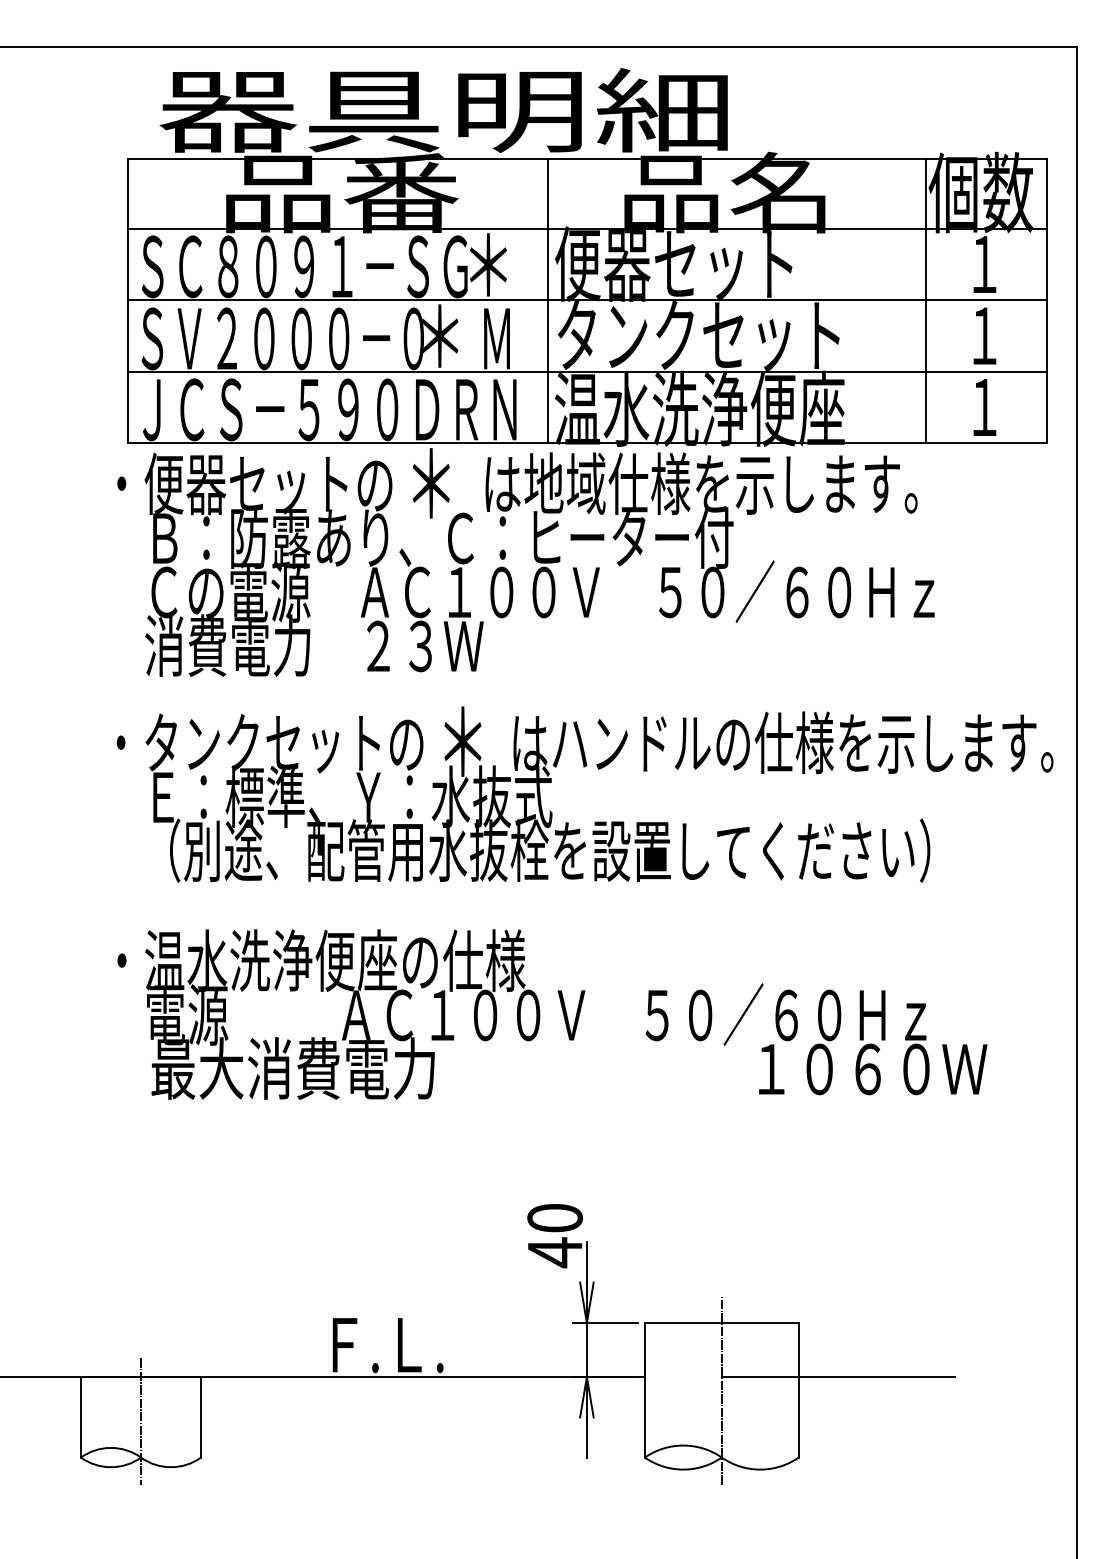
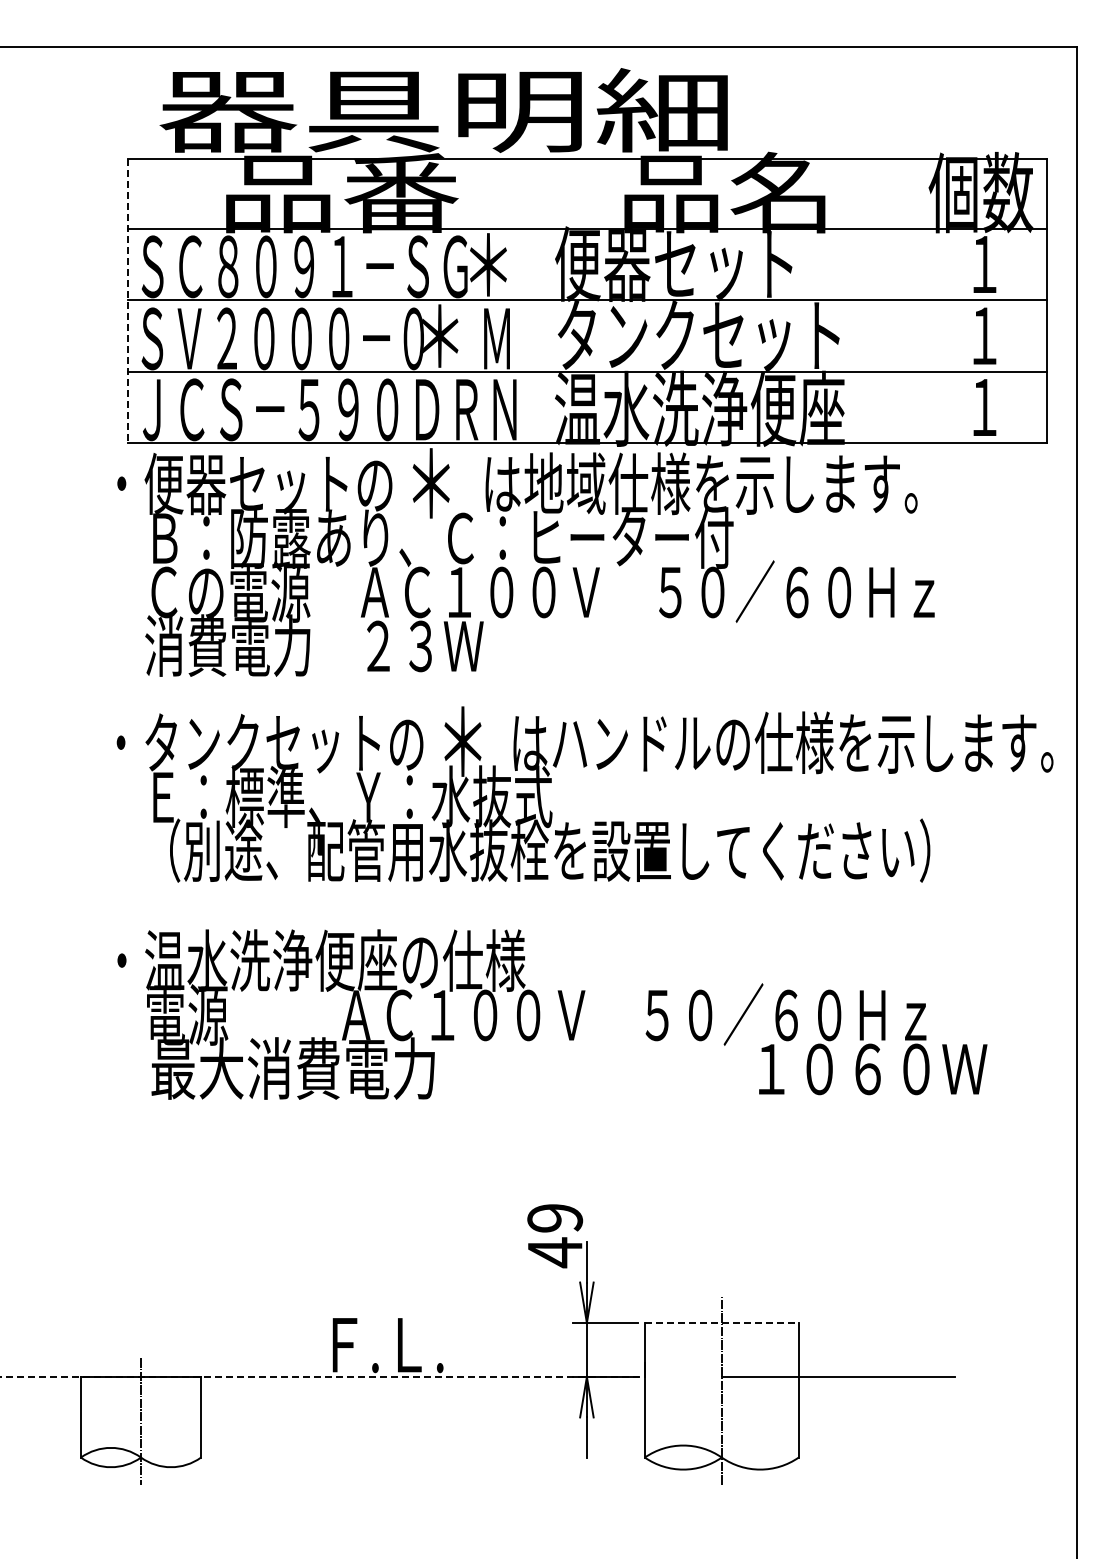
line: present -> none (547, 300)
line: present -> none (925, 300)
line: solid -> dashed (128, 301)
text: 40 -> 49 (555, 1218)
line: solid -> dashed (721, 1323)
line: solid -> dashed (322, 1376)
